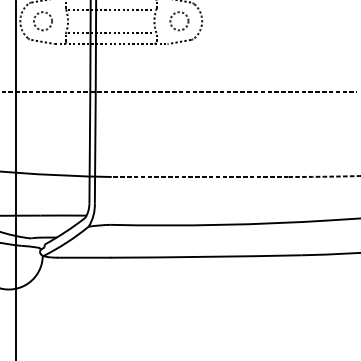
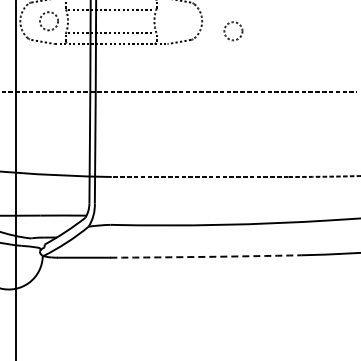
circle position: (42, 21) -> (48, 21) (48, 21)
circle position: (179, 21) -> (233, 31) (233, 31)
arc: solid -> dashed (205, 256)
